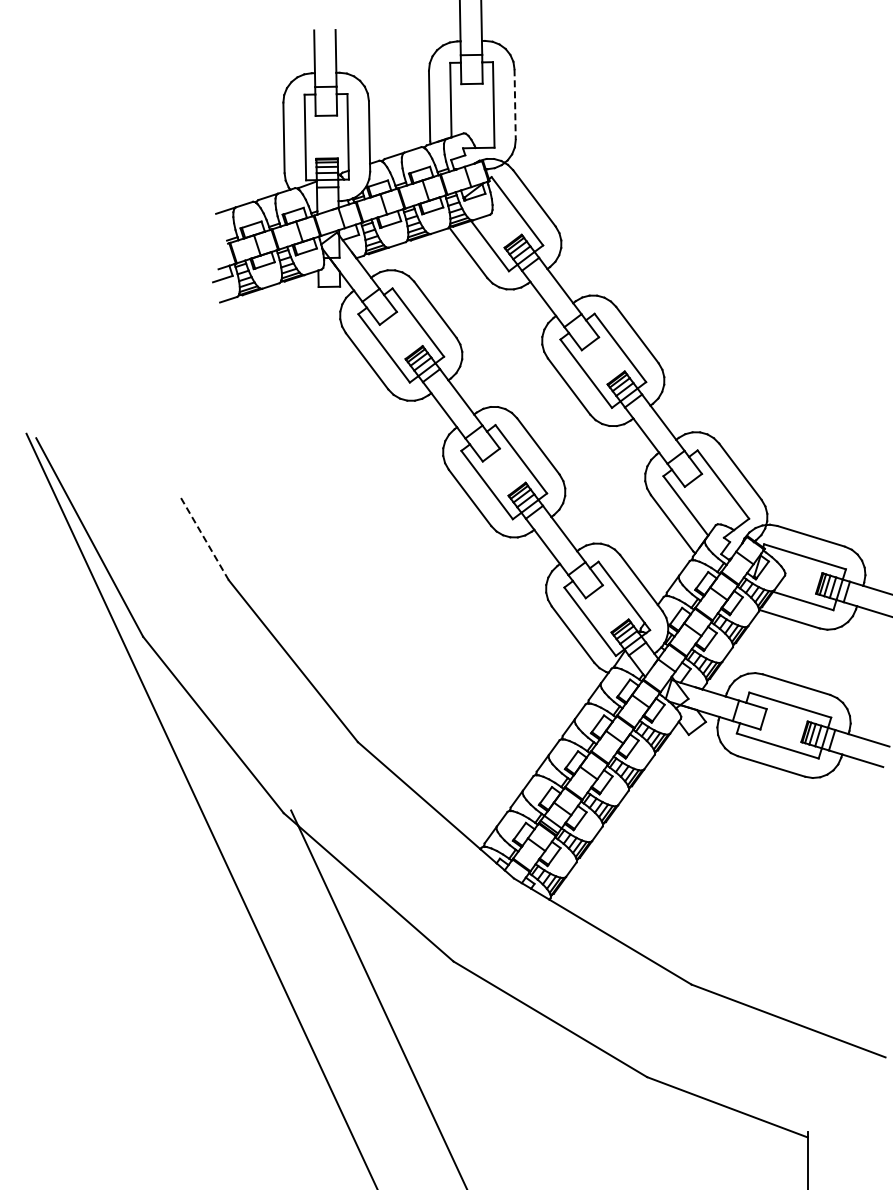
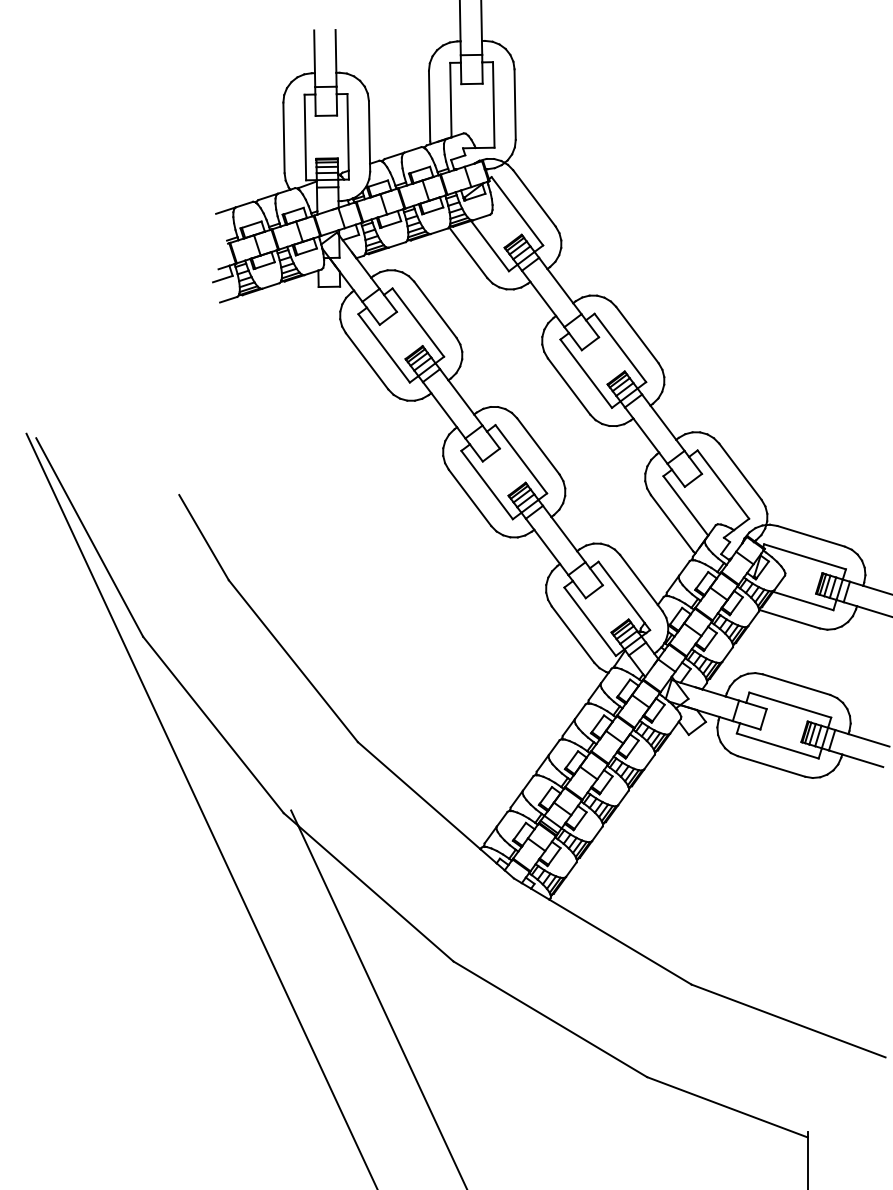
line: dashed -> solid (515, 105)
line: dashed -> solid (203, 537)
